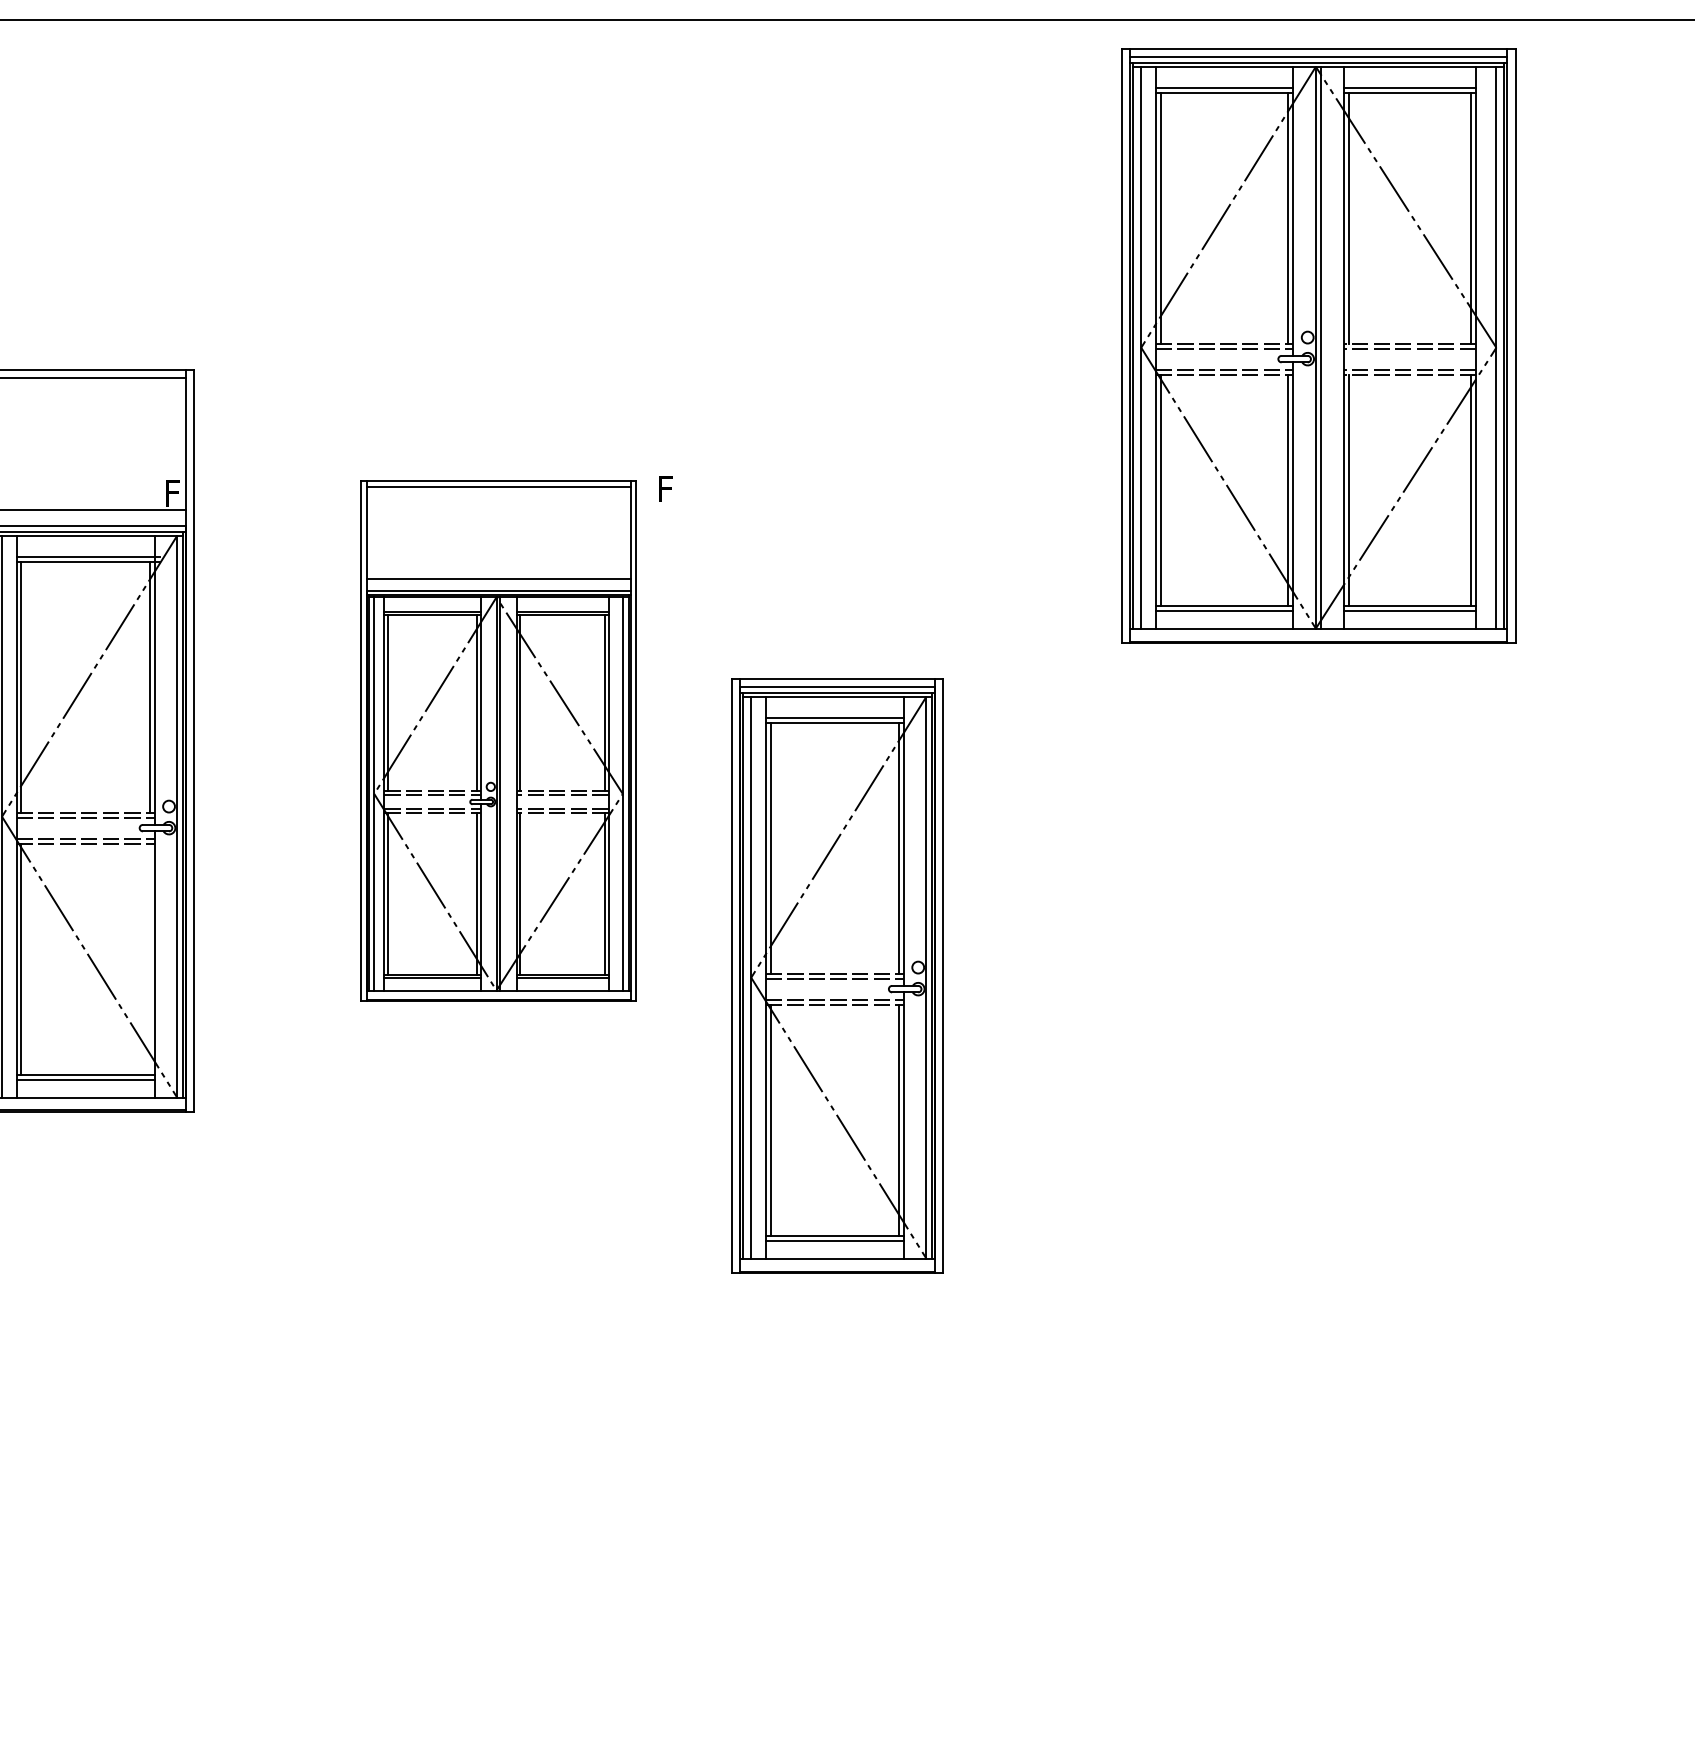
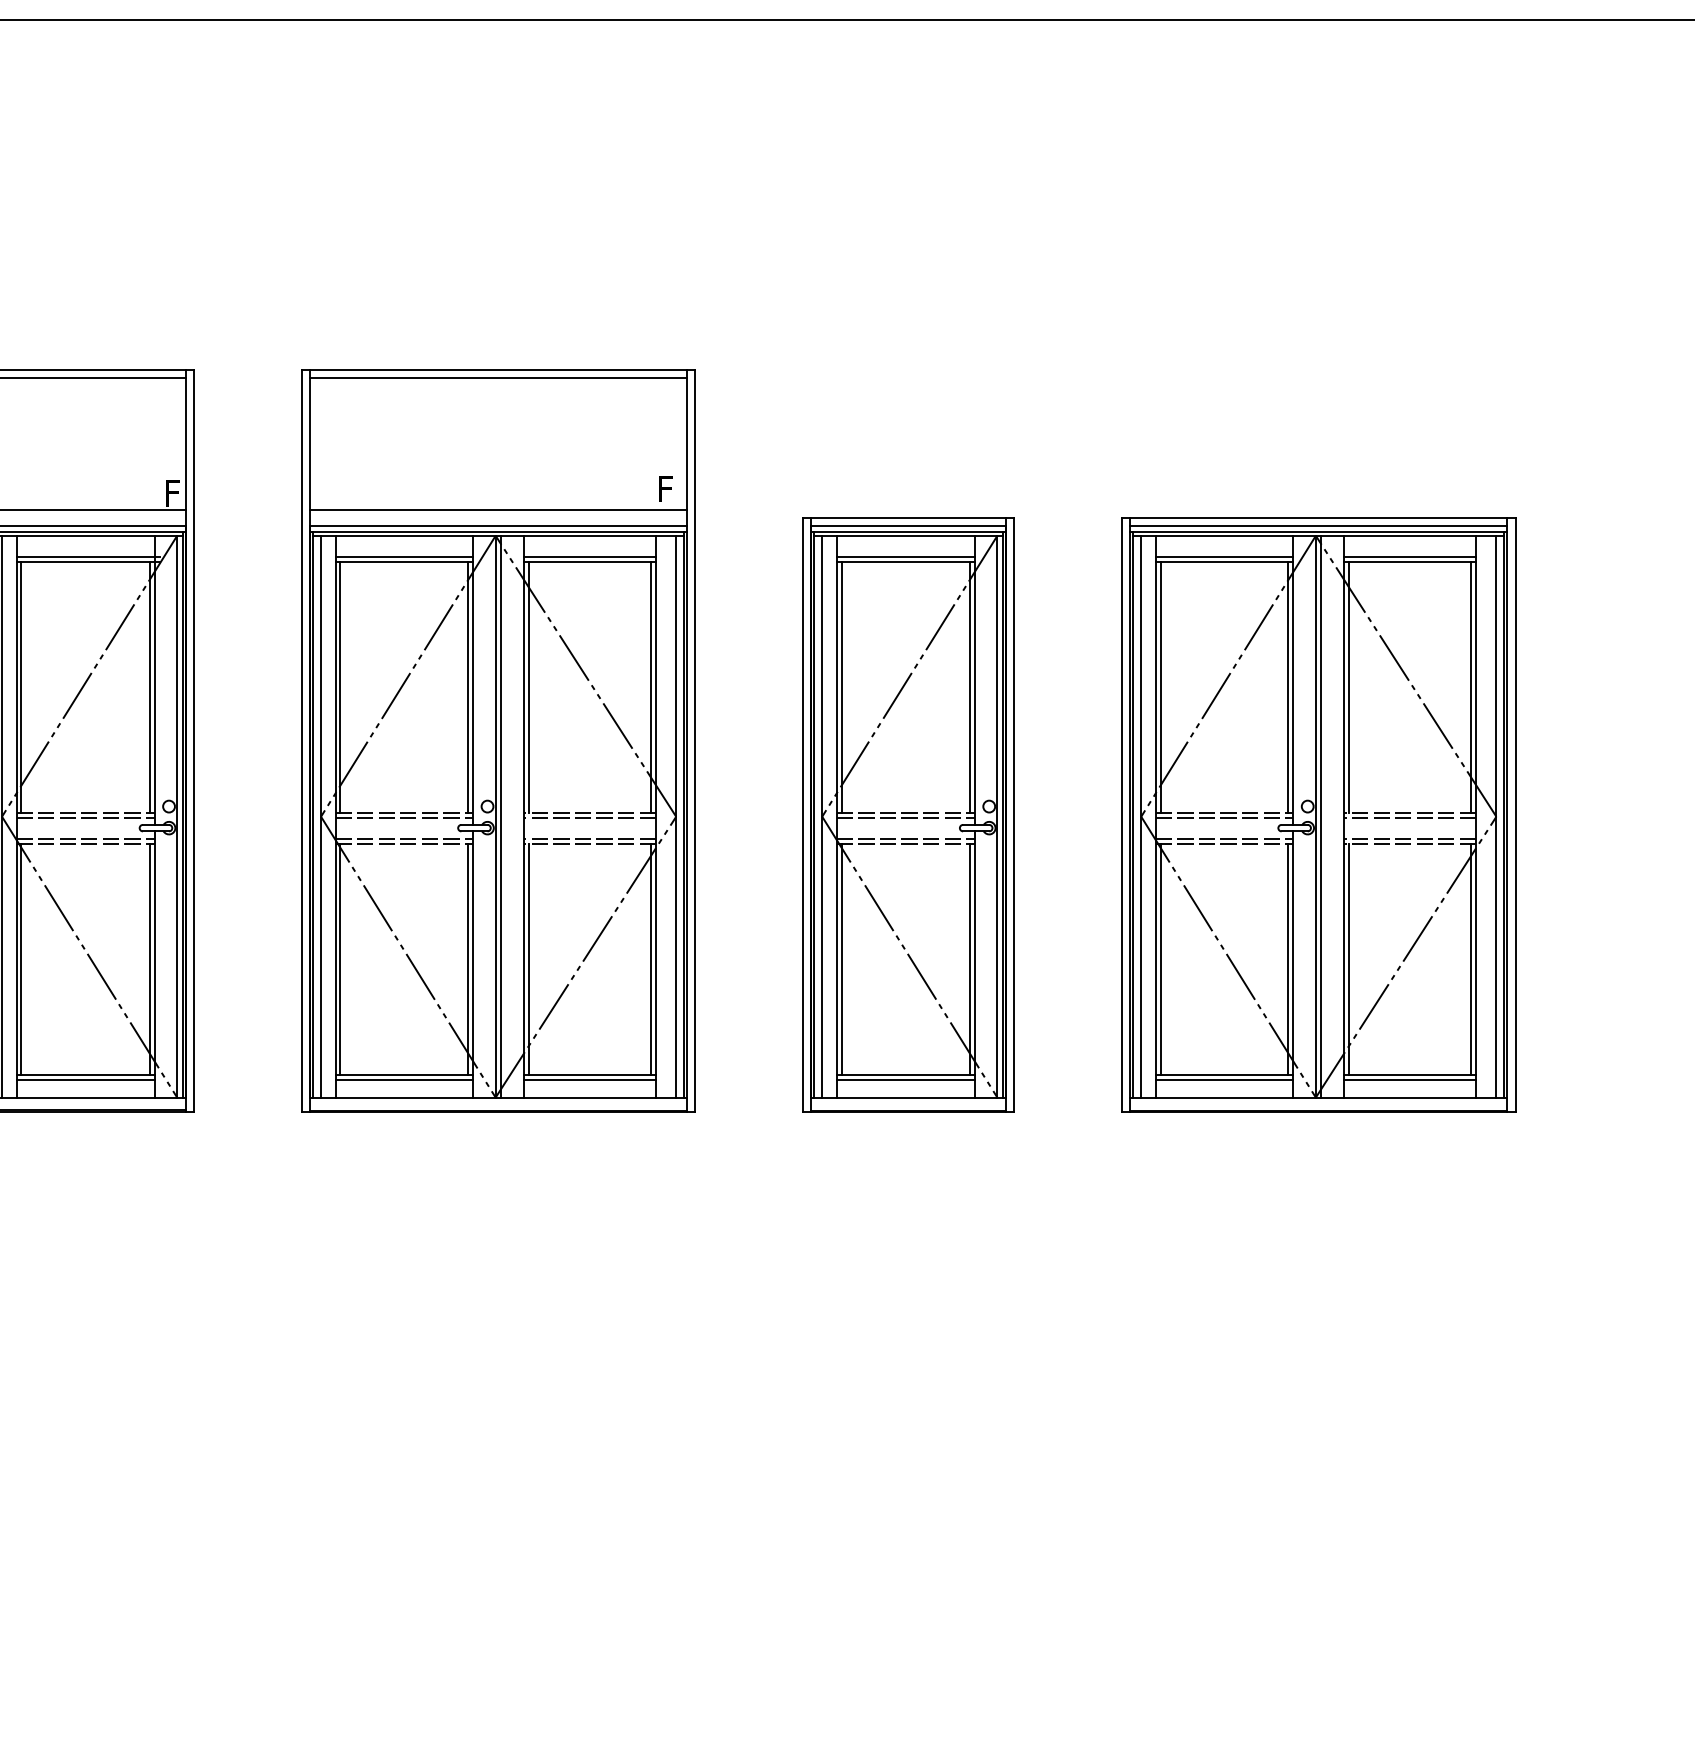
part position: (1318, 345) -> (1318, 814) (1318, 814)
part size: 277x522 px -> 395x744 px (498, 740)
line: none -> present (149, 959)
part position: (837, 975) -> (908, 814) (908, 814)
